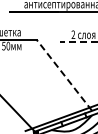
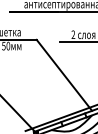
line: dashed -> solid (78, 42)
line: dashed -> solid (64, 74)
